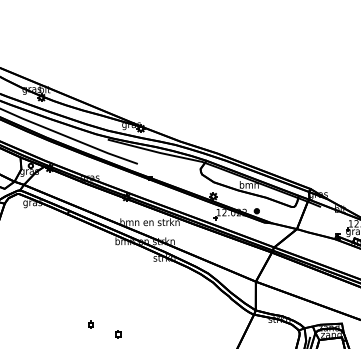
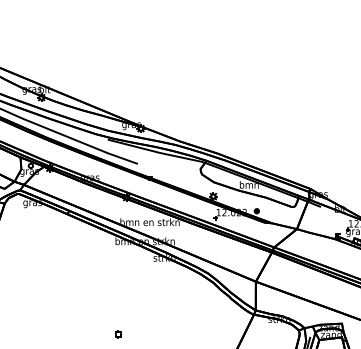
part: present -> none (90, 324)
